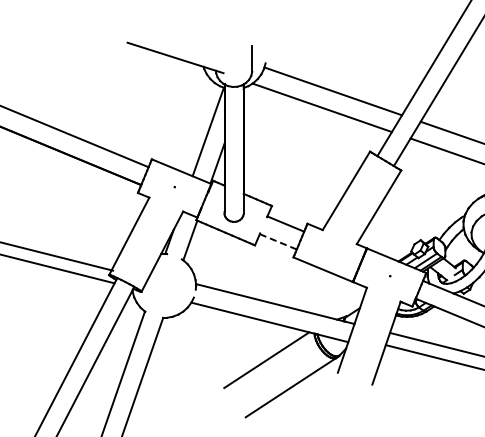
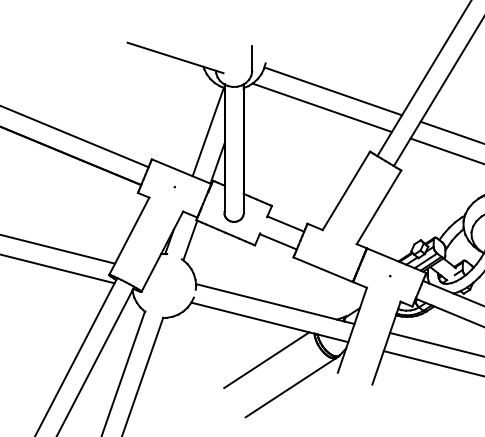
line: dashed -> solid (278, 242)
line position: (57, 256) -> (58, 249) (58, 249)
line position: (433, 357) -> (432, 363) (432, 363)
